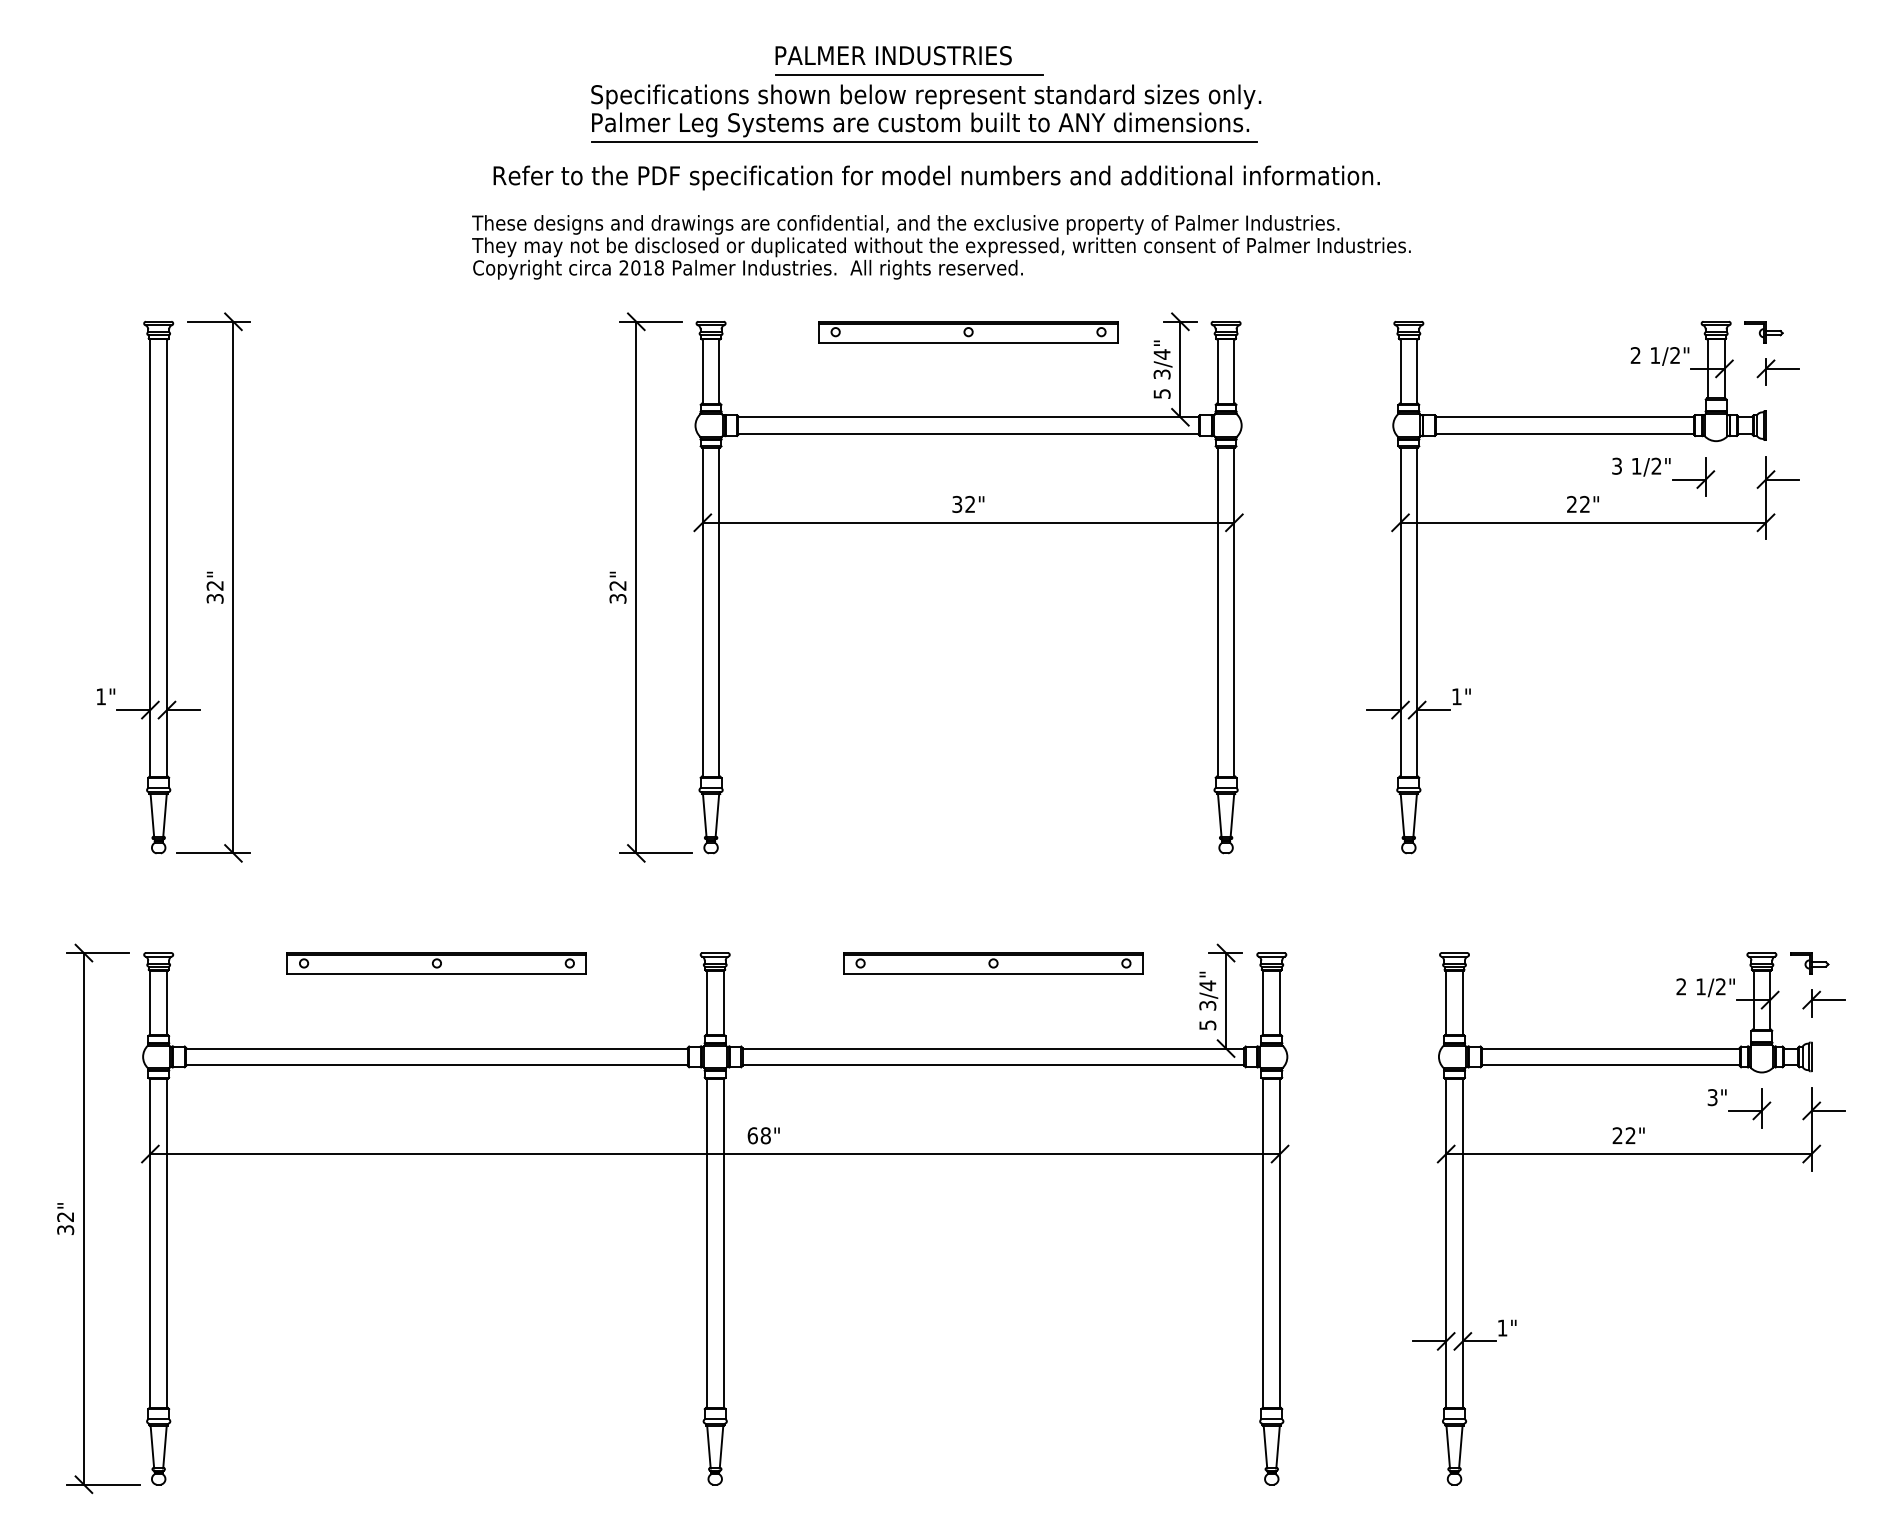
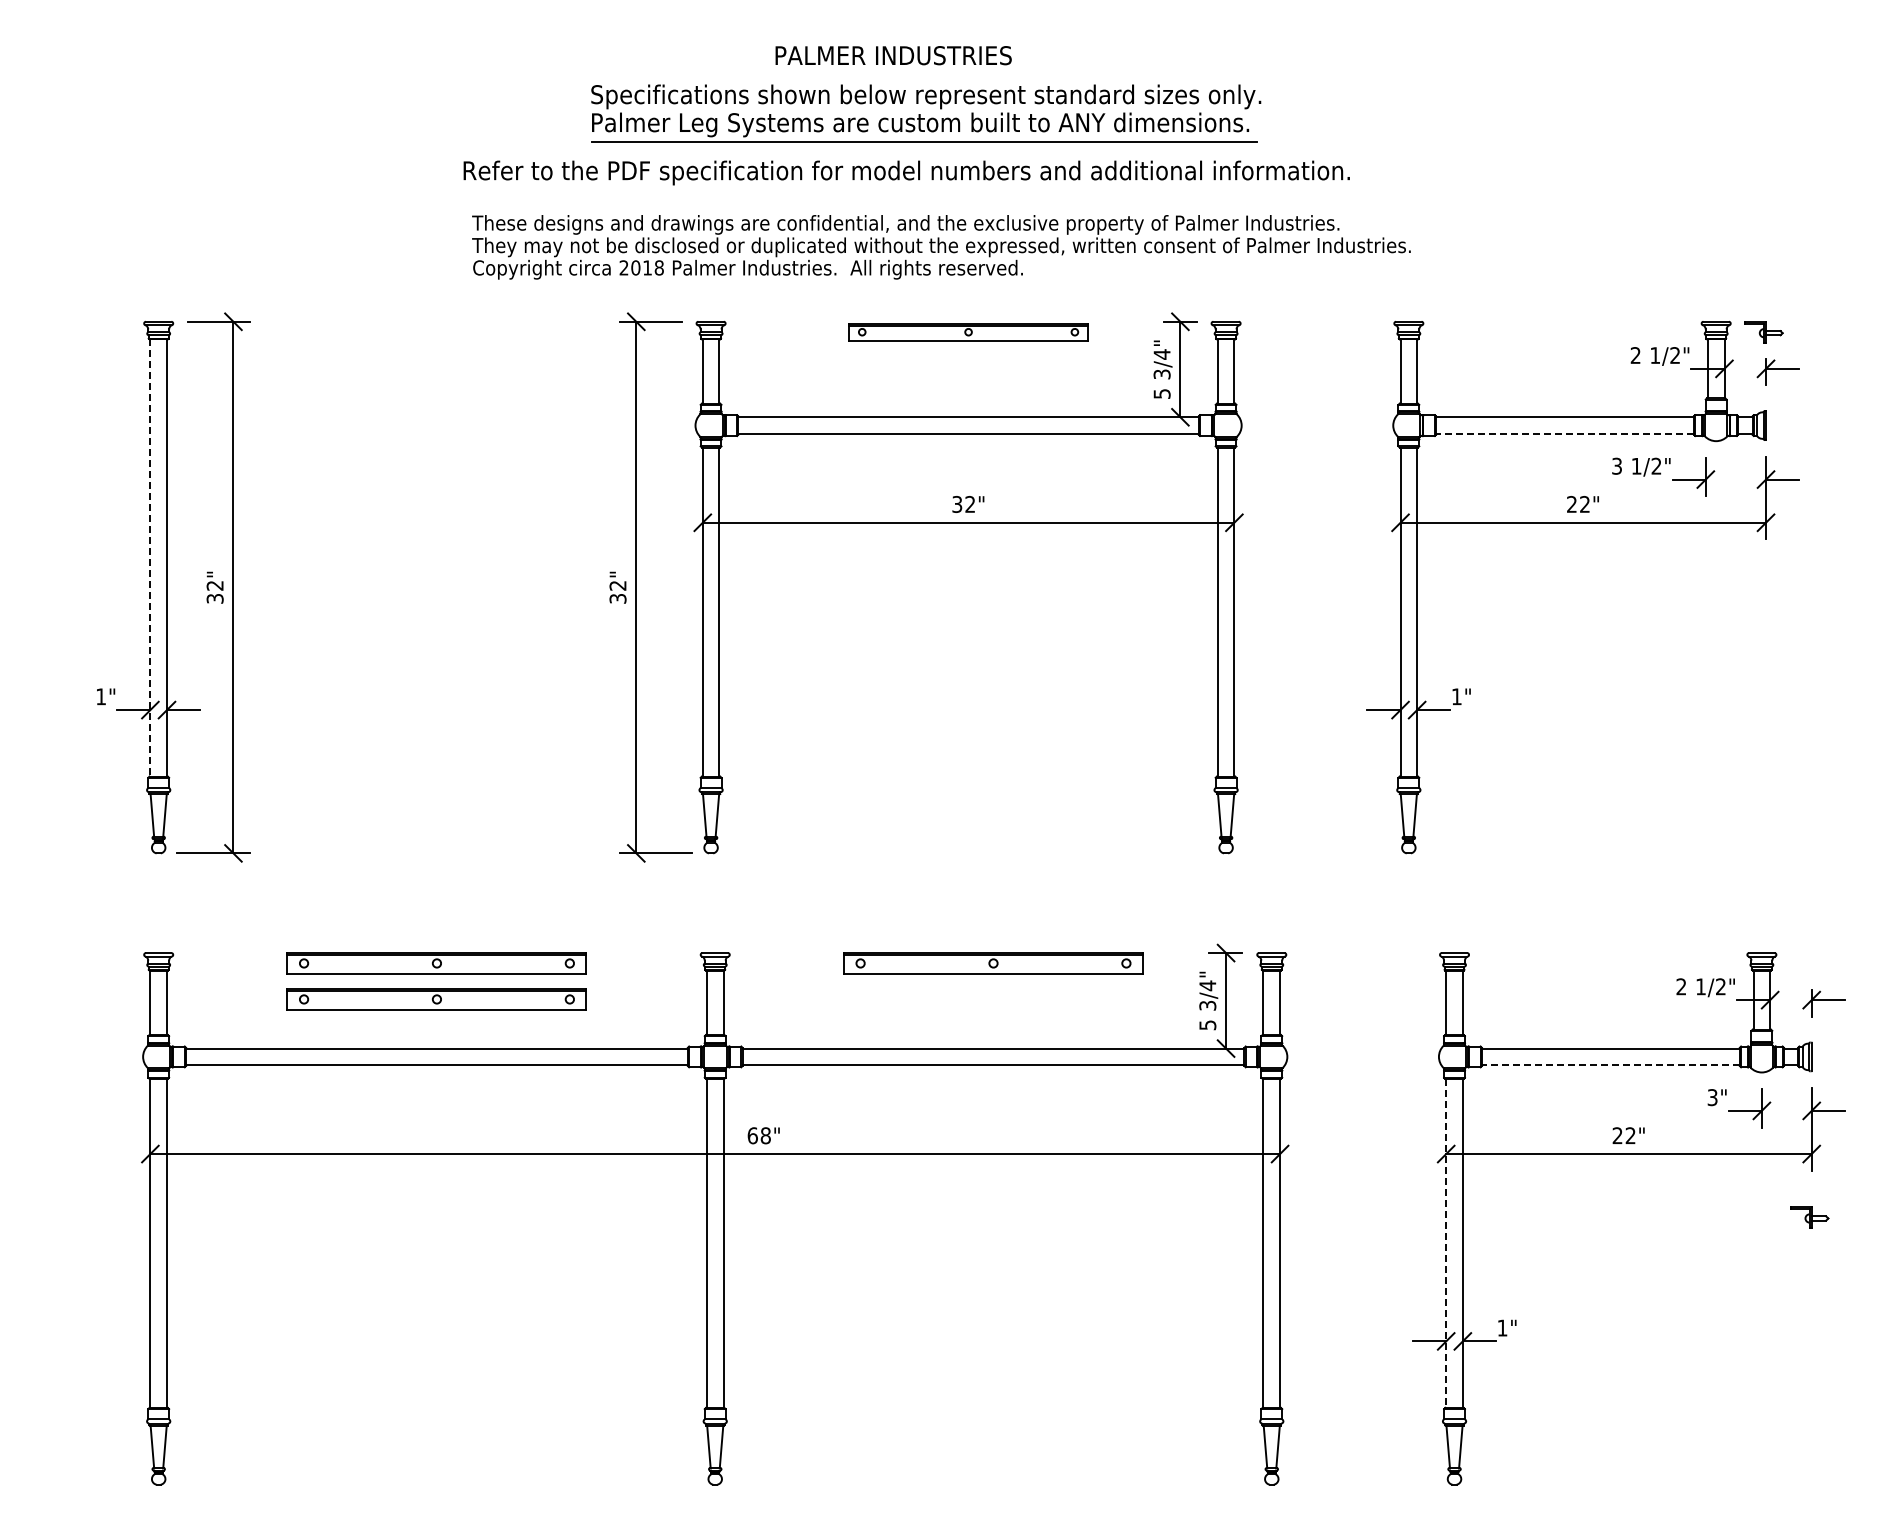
line: present -> none (909, 74)
text position: (936, 177) -> (906, 172) (906, 172)
part size: 301x23 px -> 241x19 px (968, 332)
line: solid -> dashed (1565, 433)
line: solid -> dashed (150, 557)
part position: (1809, 963) -> (1809, 1217) (1809, 1217)
part: none -> present (436, 999)
line: solid -> dashed (1610, 1065)
part: present -> none (84, 1218)
line: solid -> dashed (1446, 1243)
